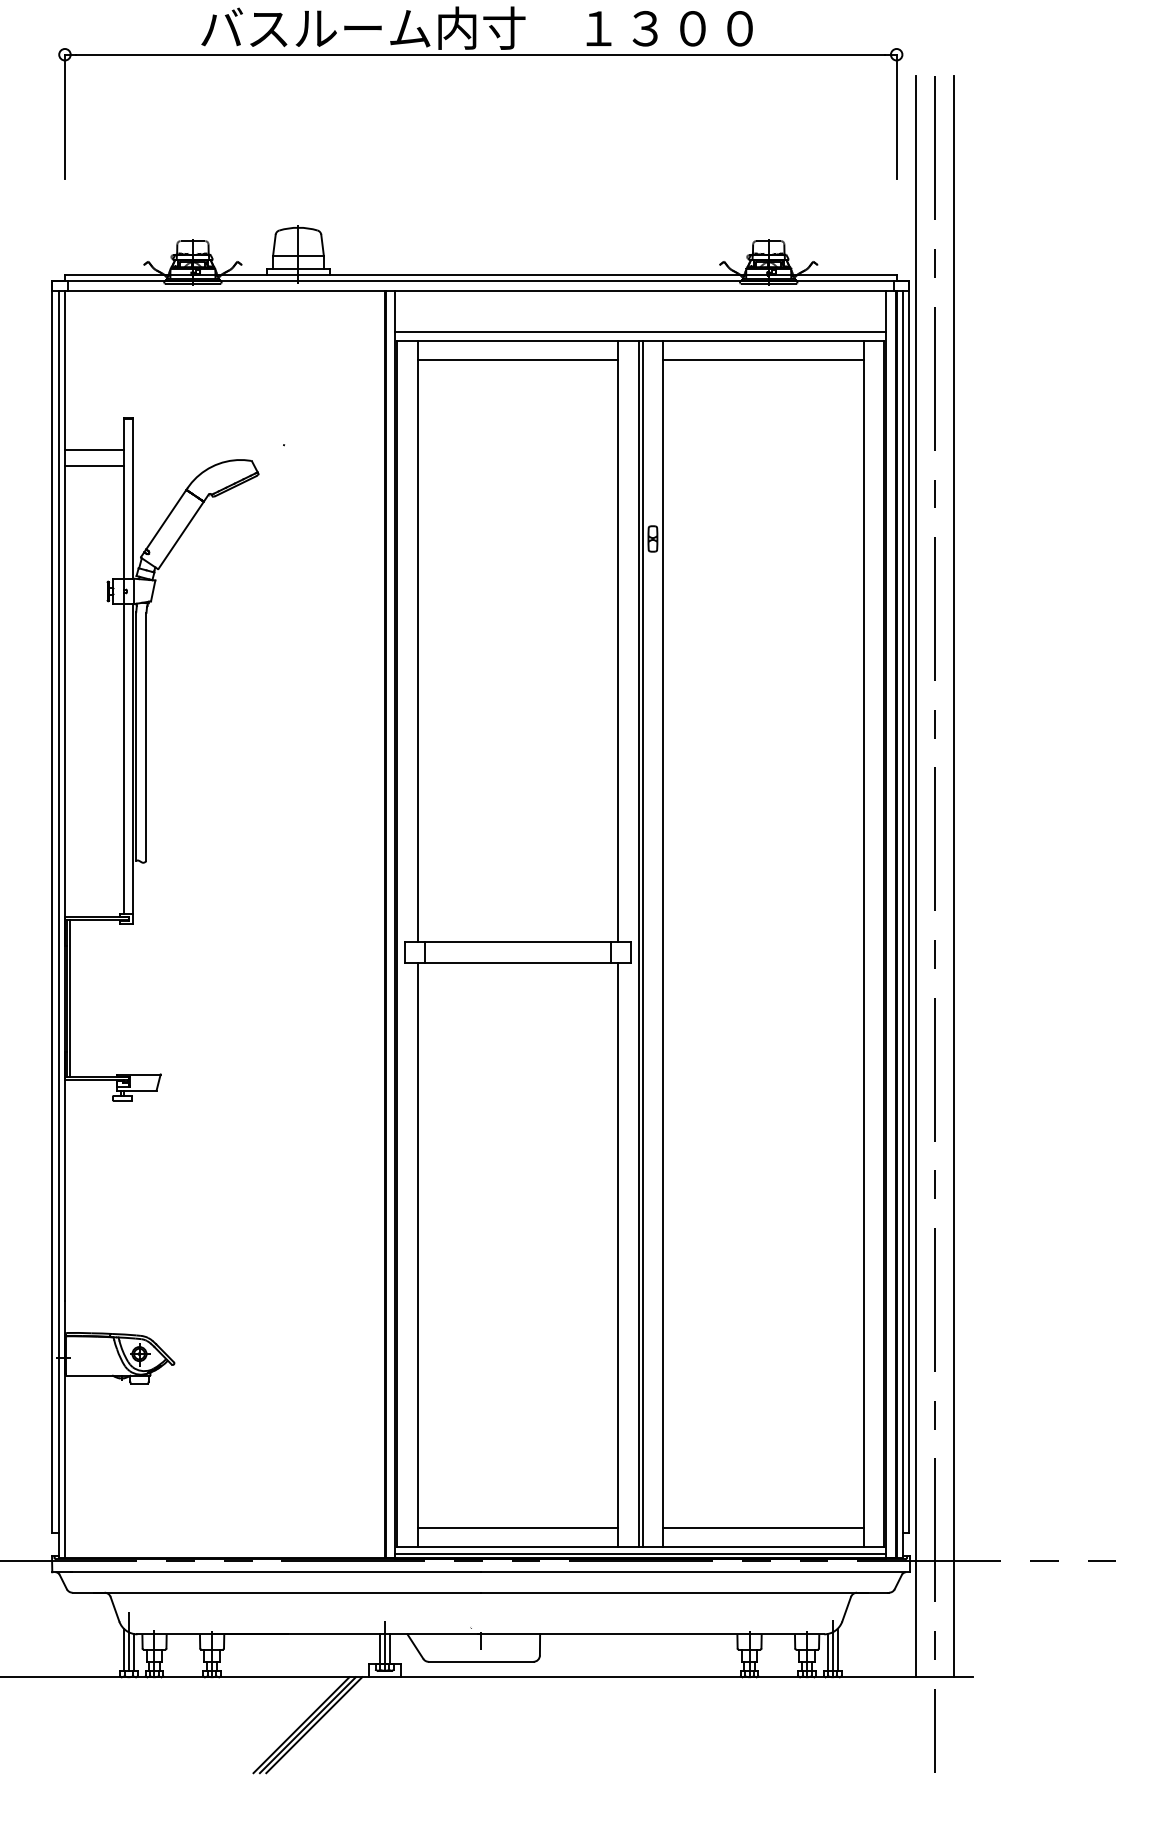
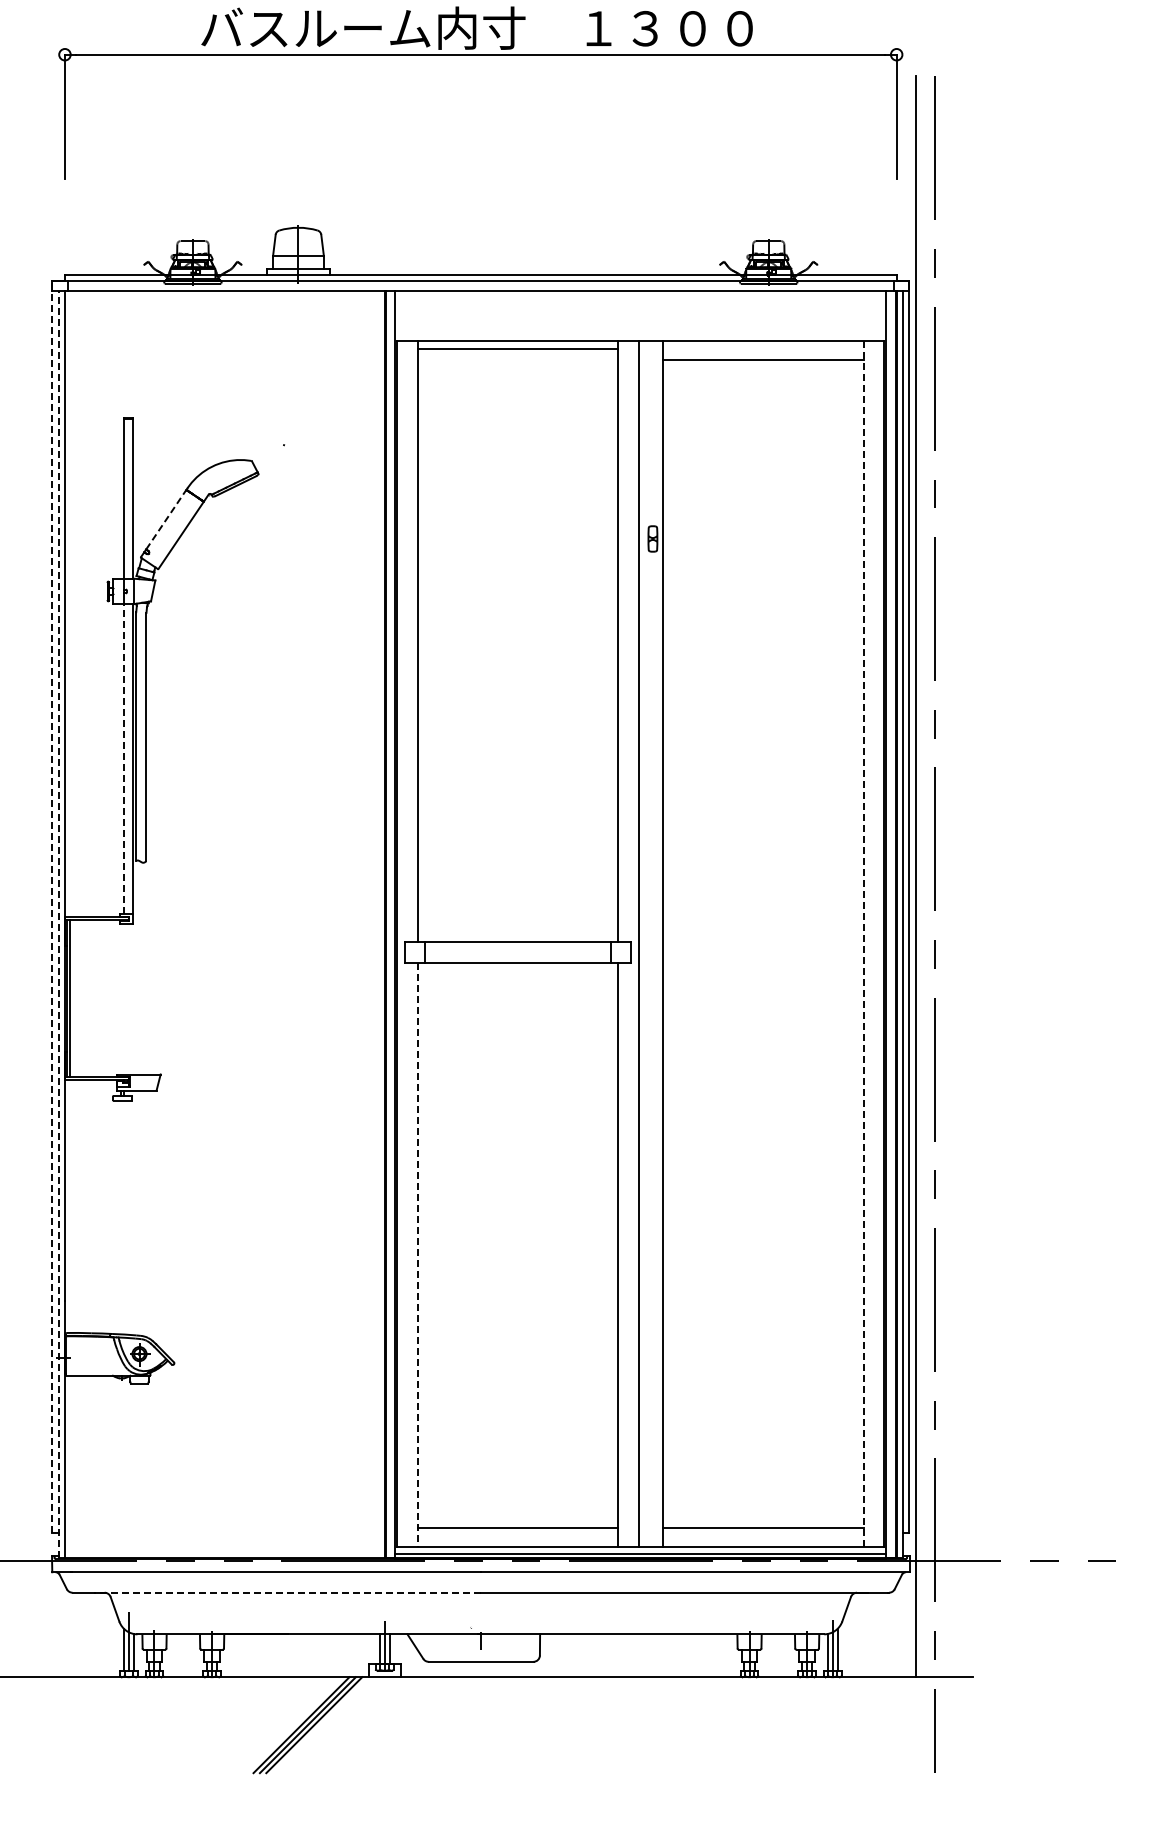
line: present -> none (640, 332)
line position: (517, 359) -> (517, 348) (517, 348)
line: present -> none (94, 449)
line: present -> none (94, 465)
line: solid -> dashed (166, 519)
line: solid -> dashed (124, 759)
line: present -> none (954, 876)
line: solid -> dashed (52, 906)
line: solid -> dashed (58, 924)
line: present -> none (642, 943)
line: solid -> dashed (863, 944)
line: solid -> dashed (417, 1255)
line: solid -> dashed (287, 1592)
